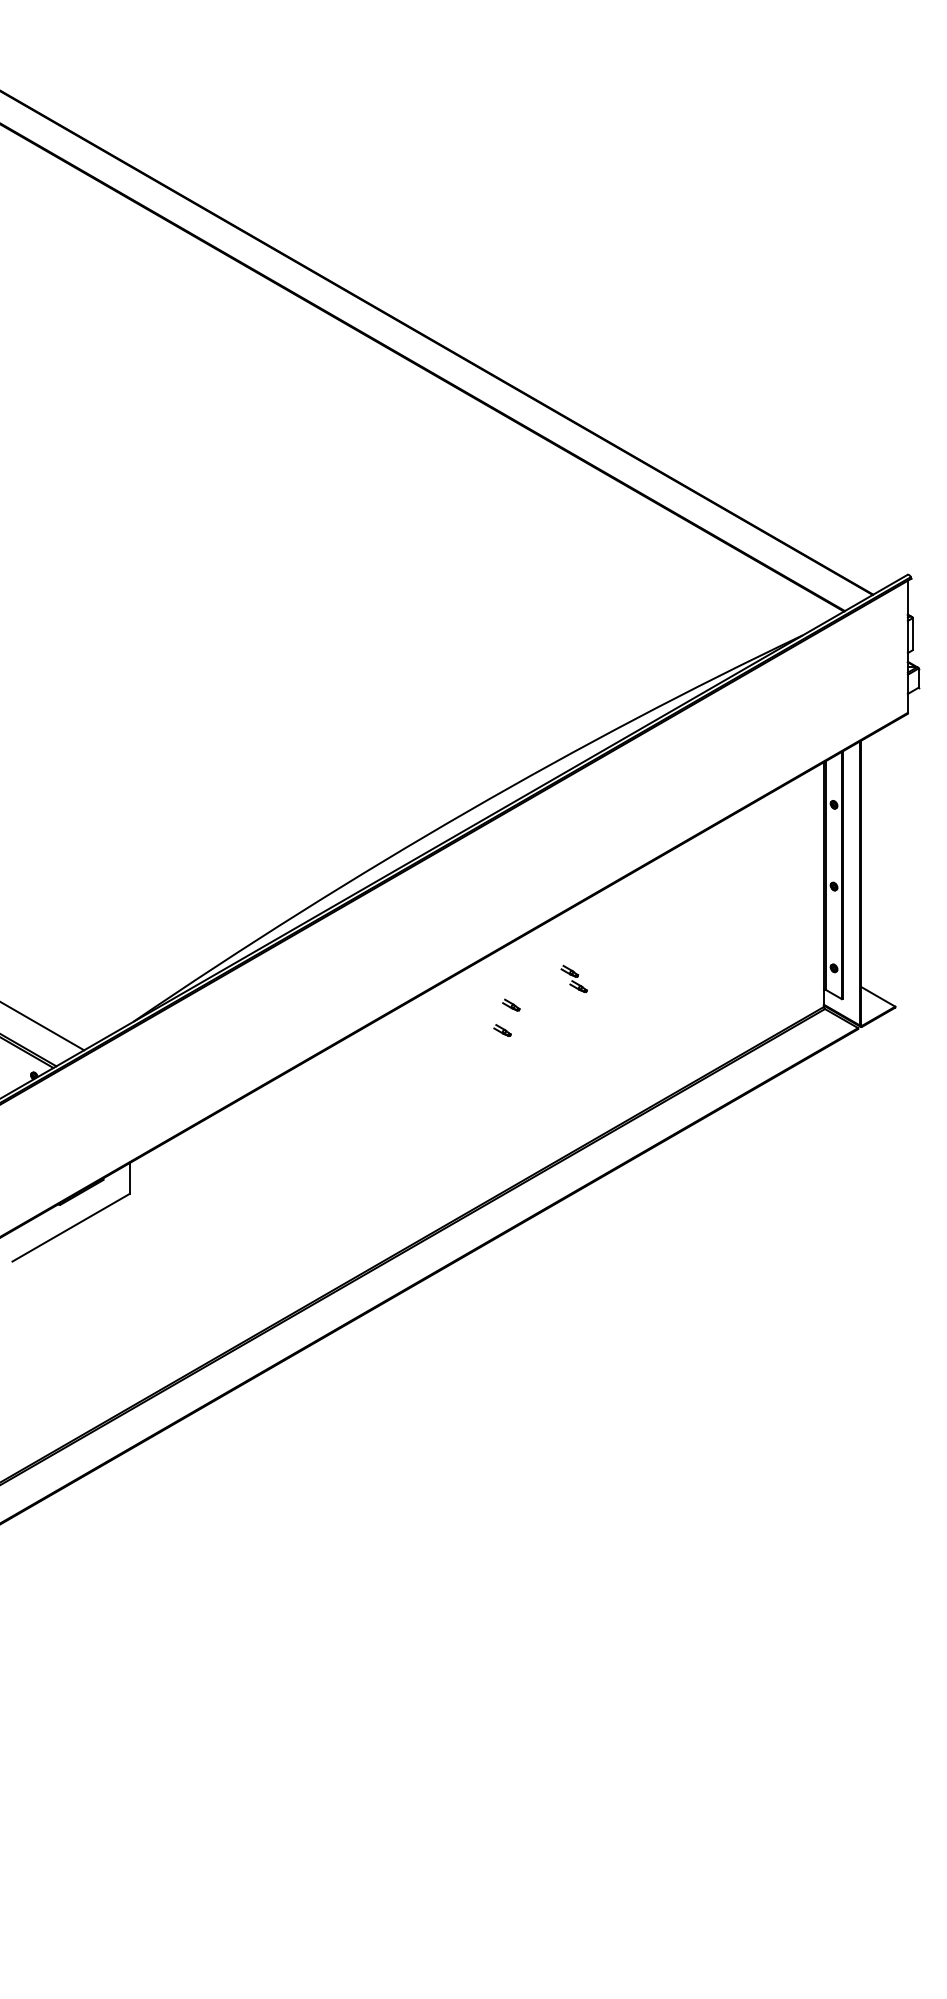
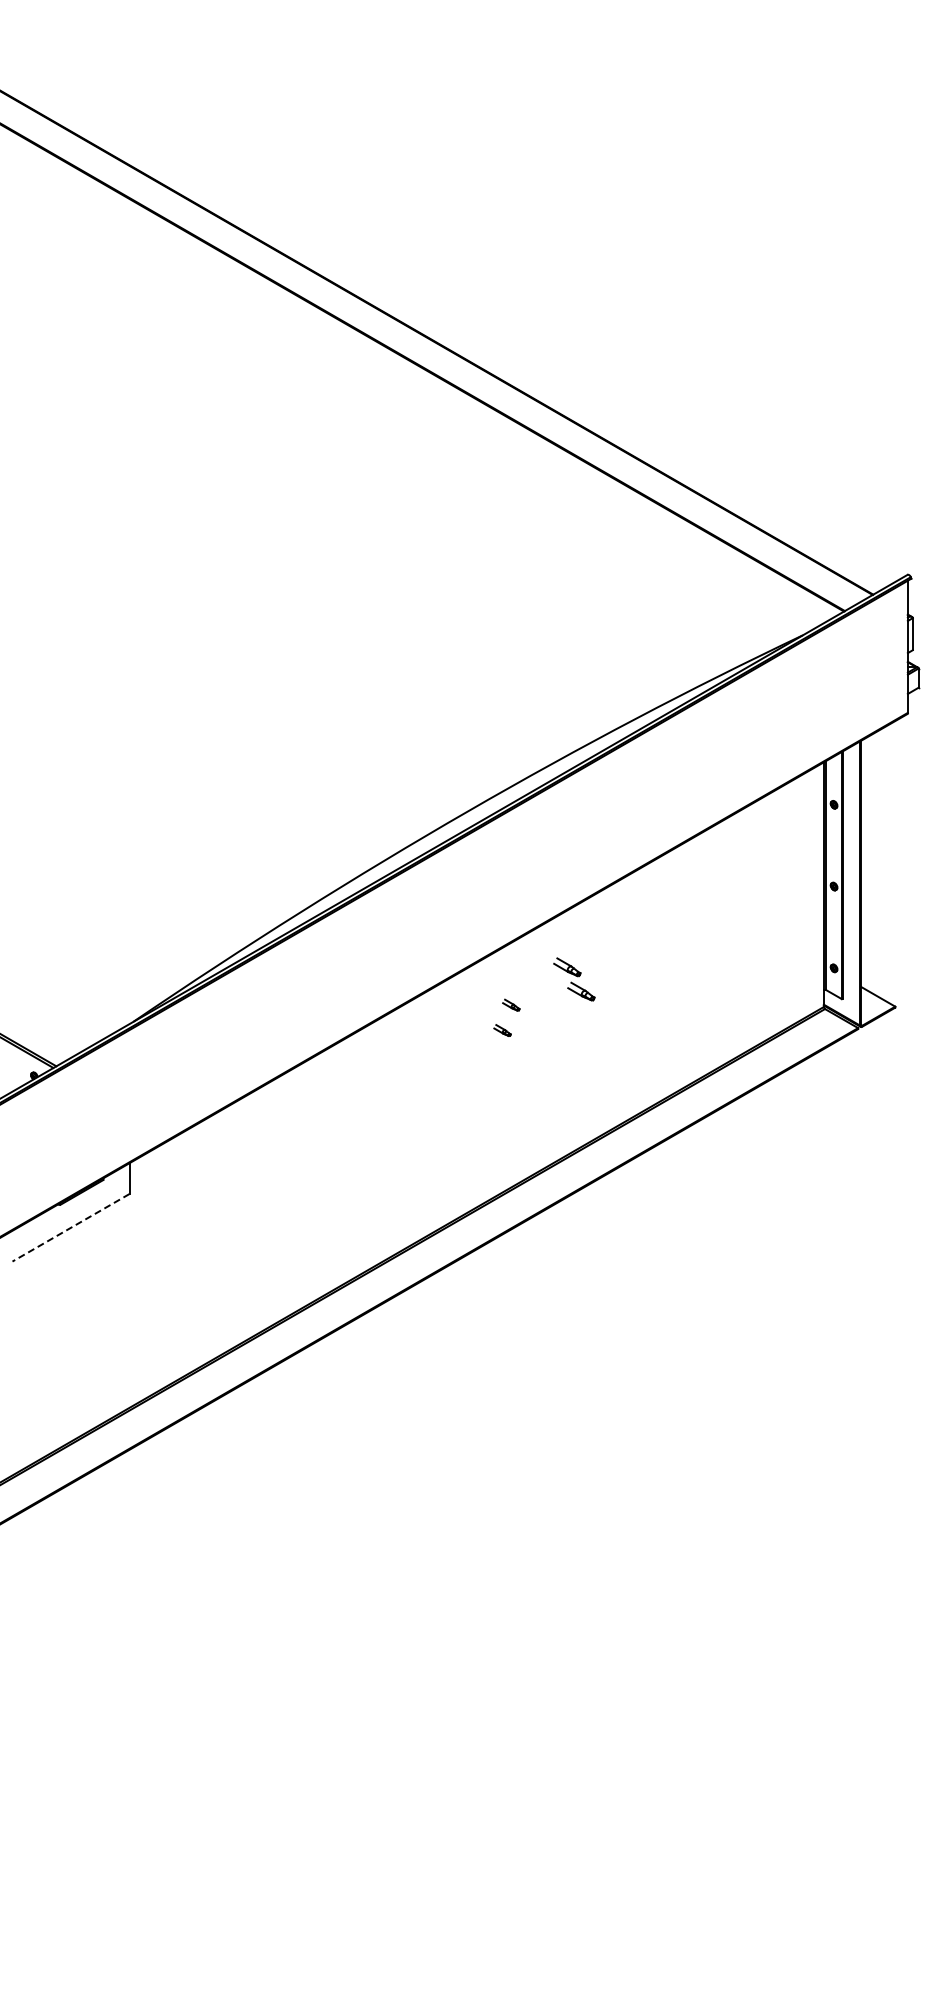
part size: 28x29 px -> 43x45 px (574, 979)
line: present -> none (43, 1026)
line: solid -> dashed (71, 1227)
